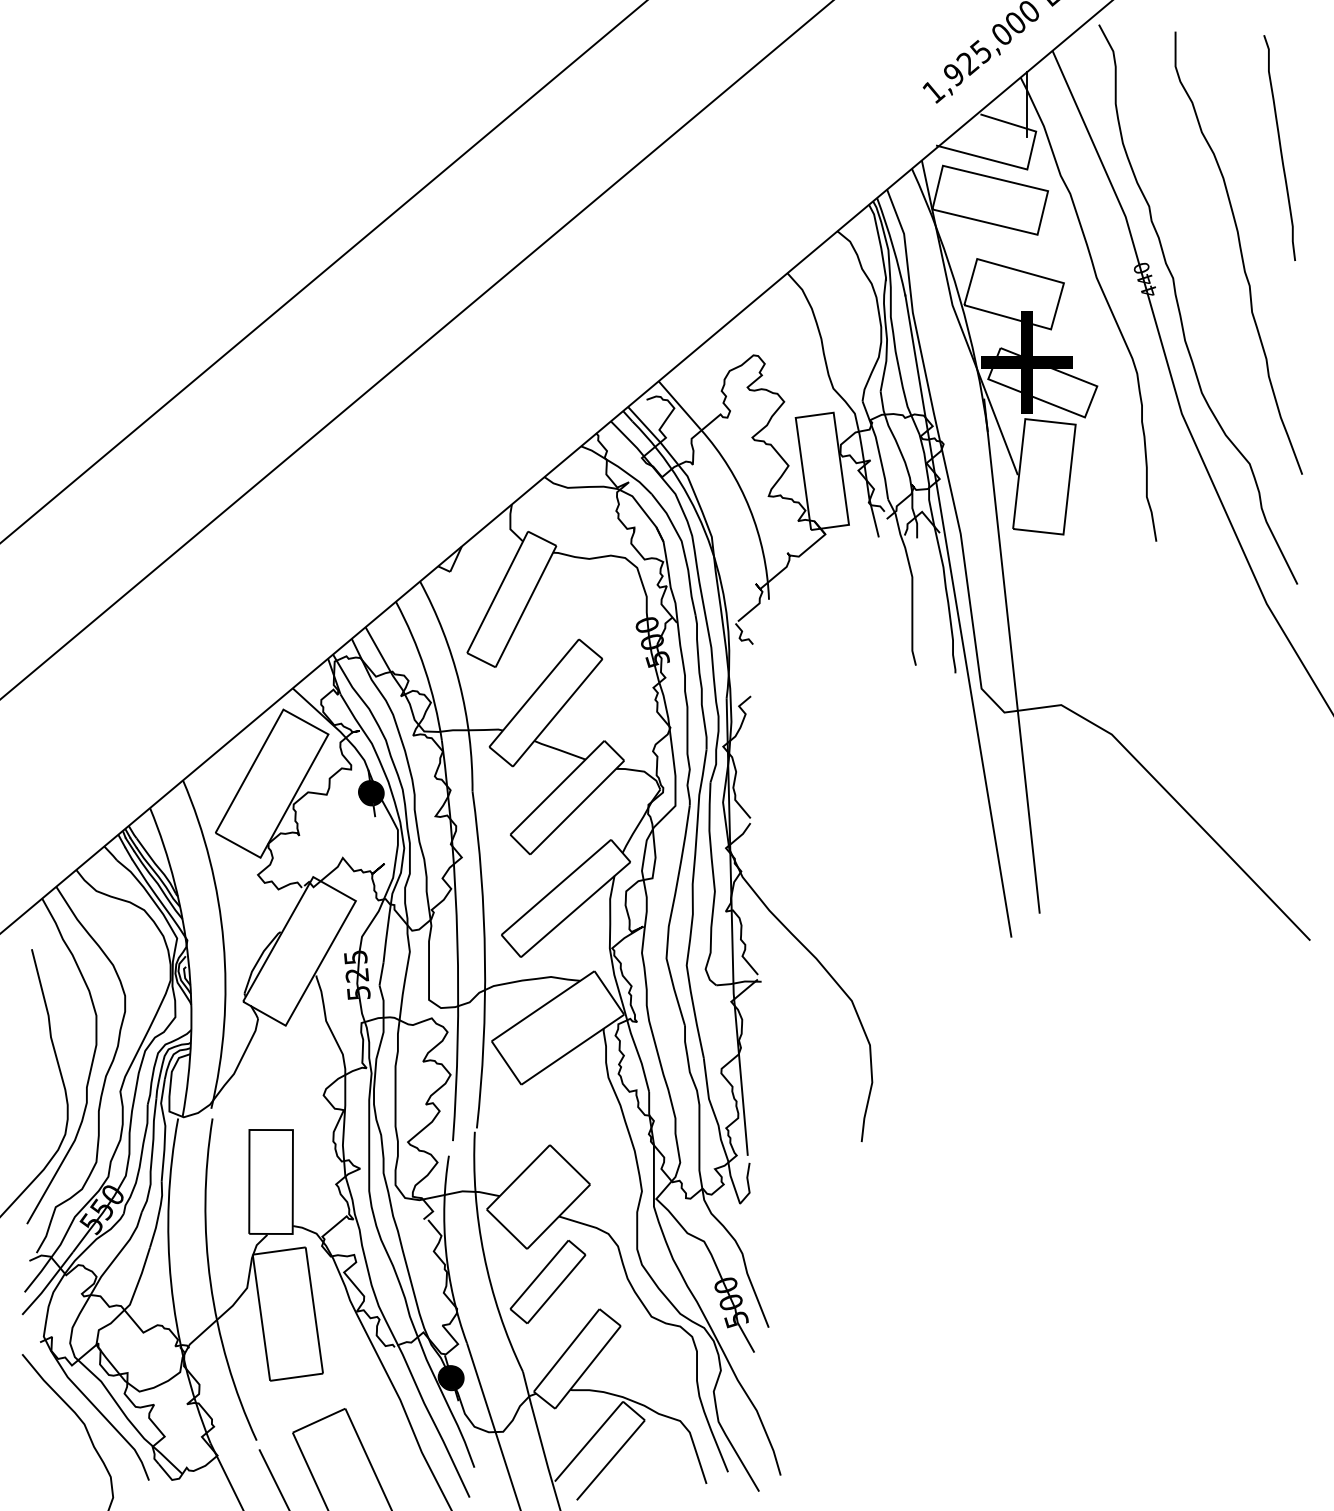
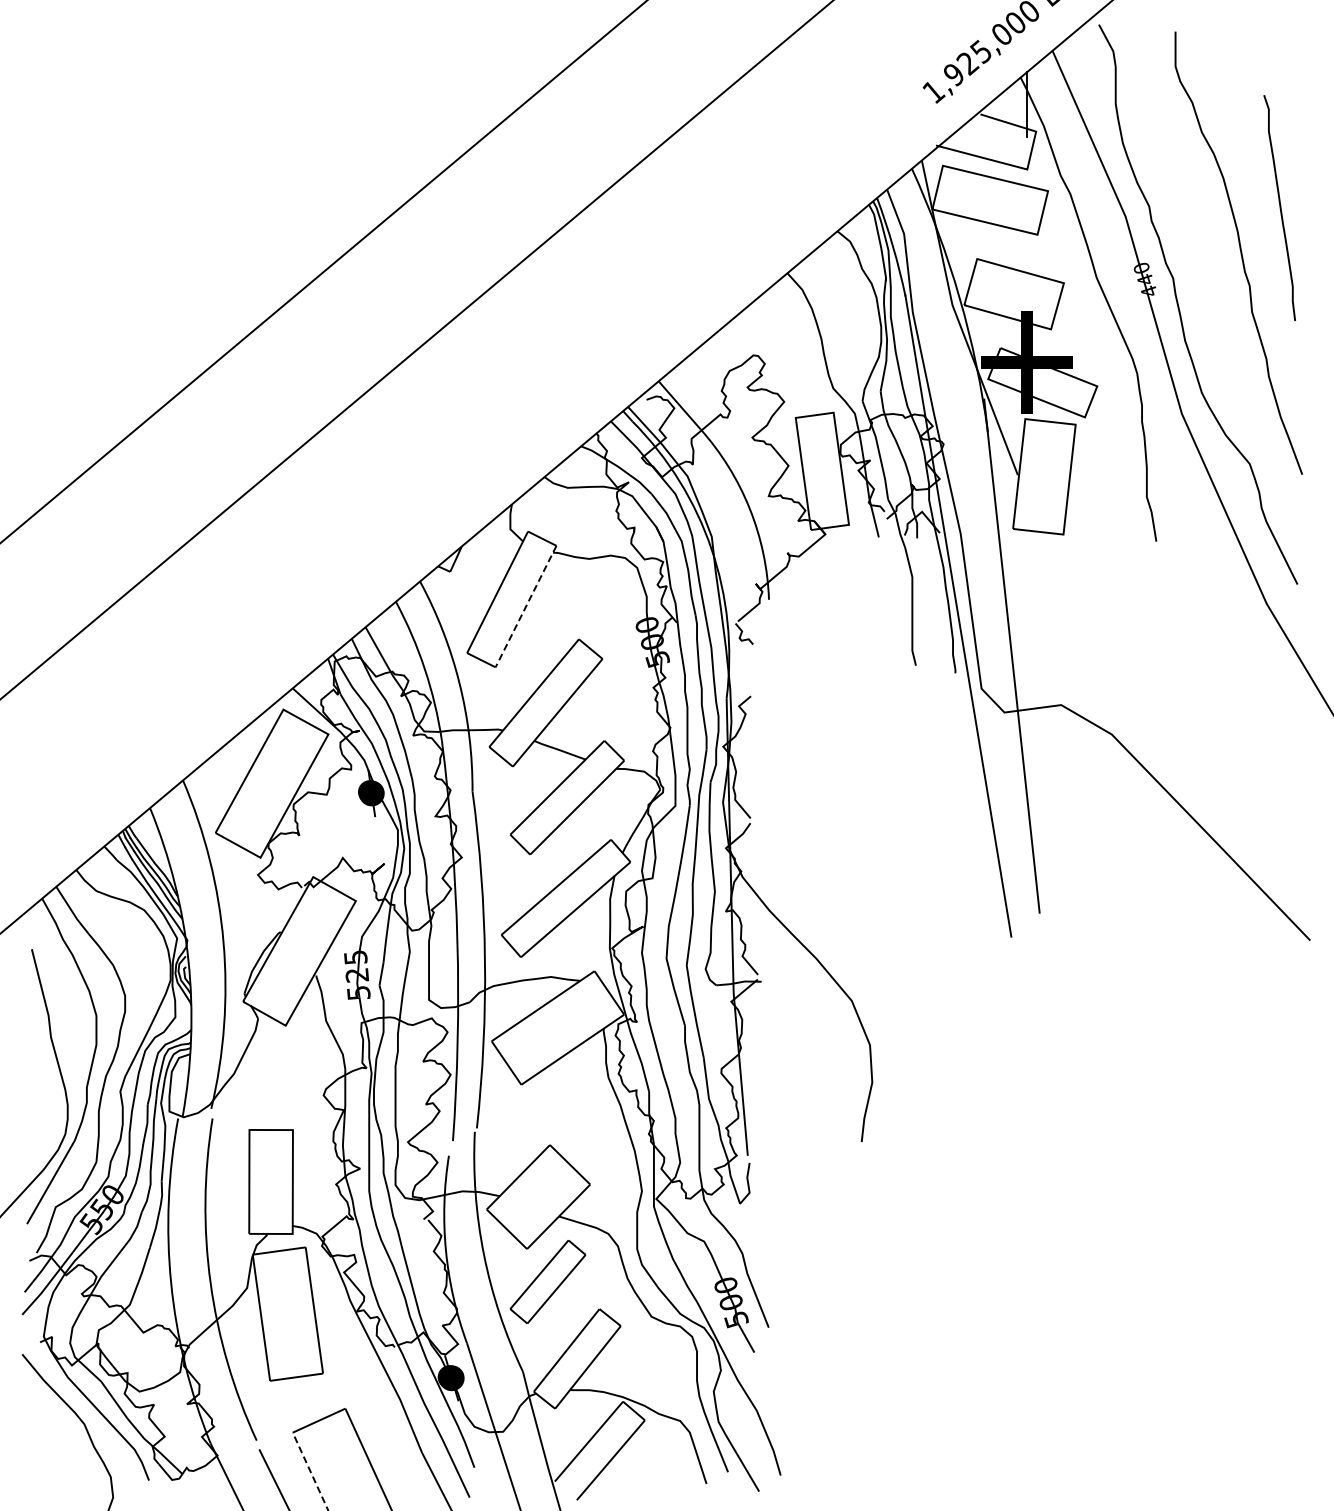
curve position: (1279, 147) -> (1279, 207) (1279, 207)
line: solid -> dashed (526, 606)
line: solid -> dashed (310, 1471)
